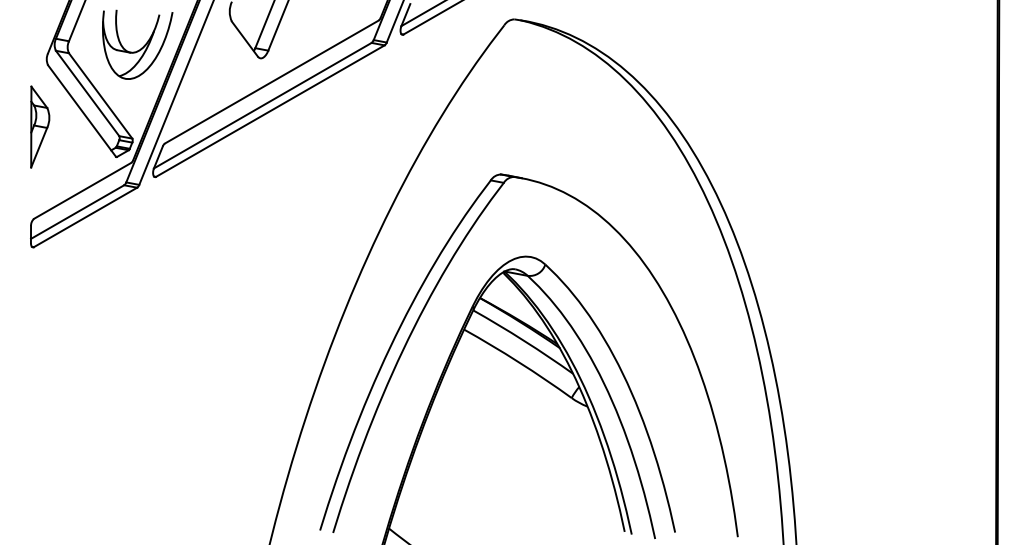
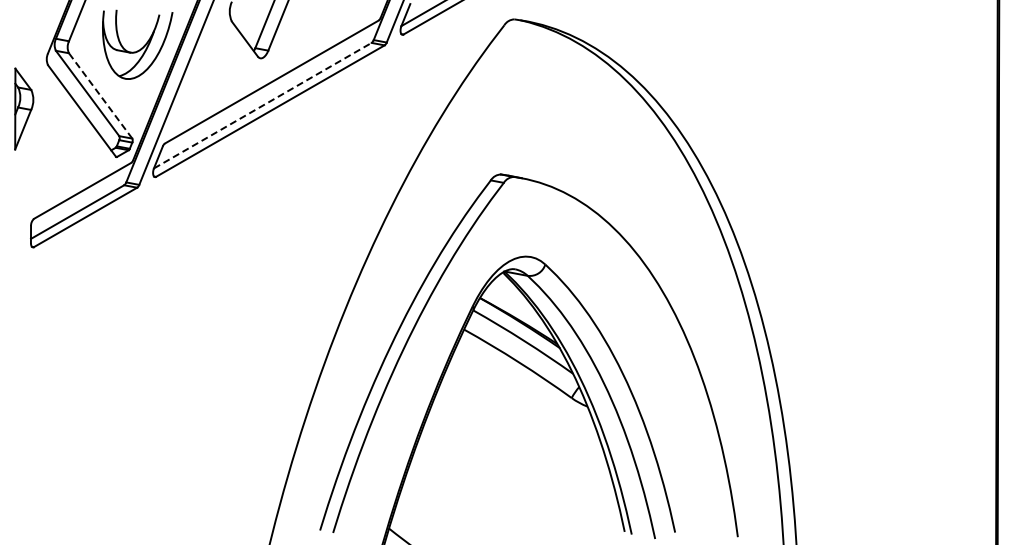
line: solid -> dashed (100, 95)
line: solid -> dashed (262, 105)
part position: (40, 126) -> (24, 108) (24, 108)
